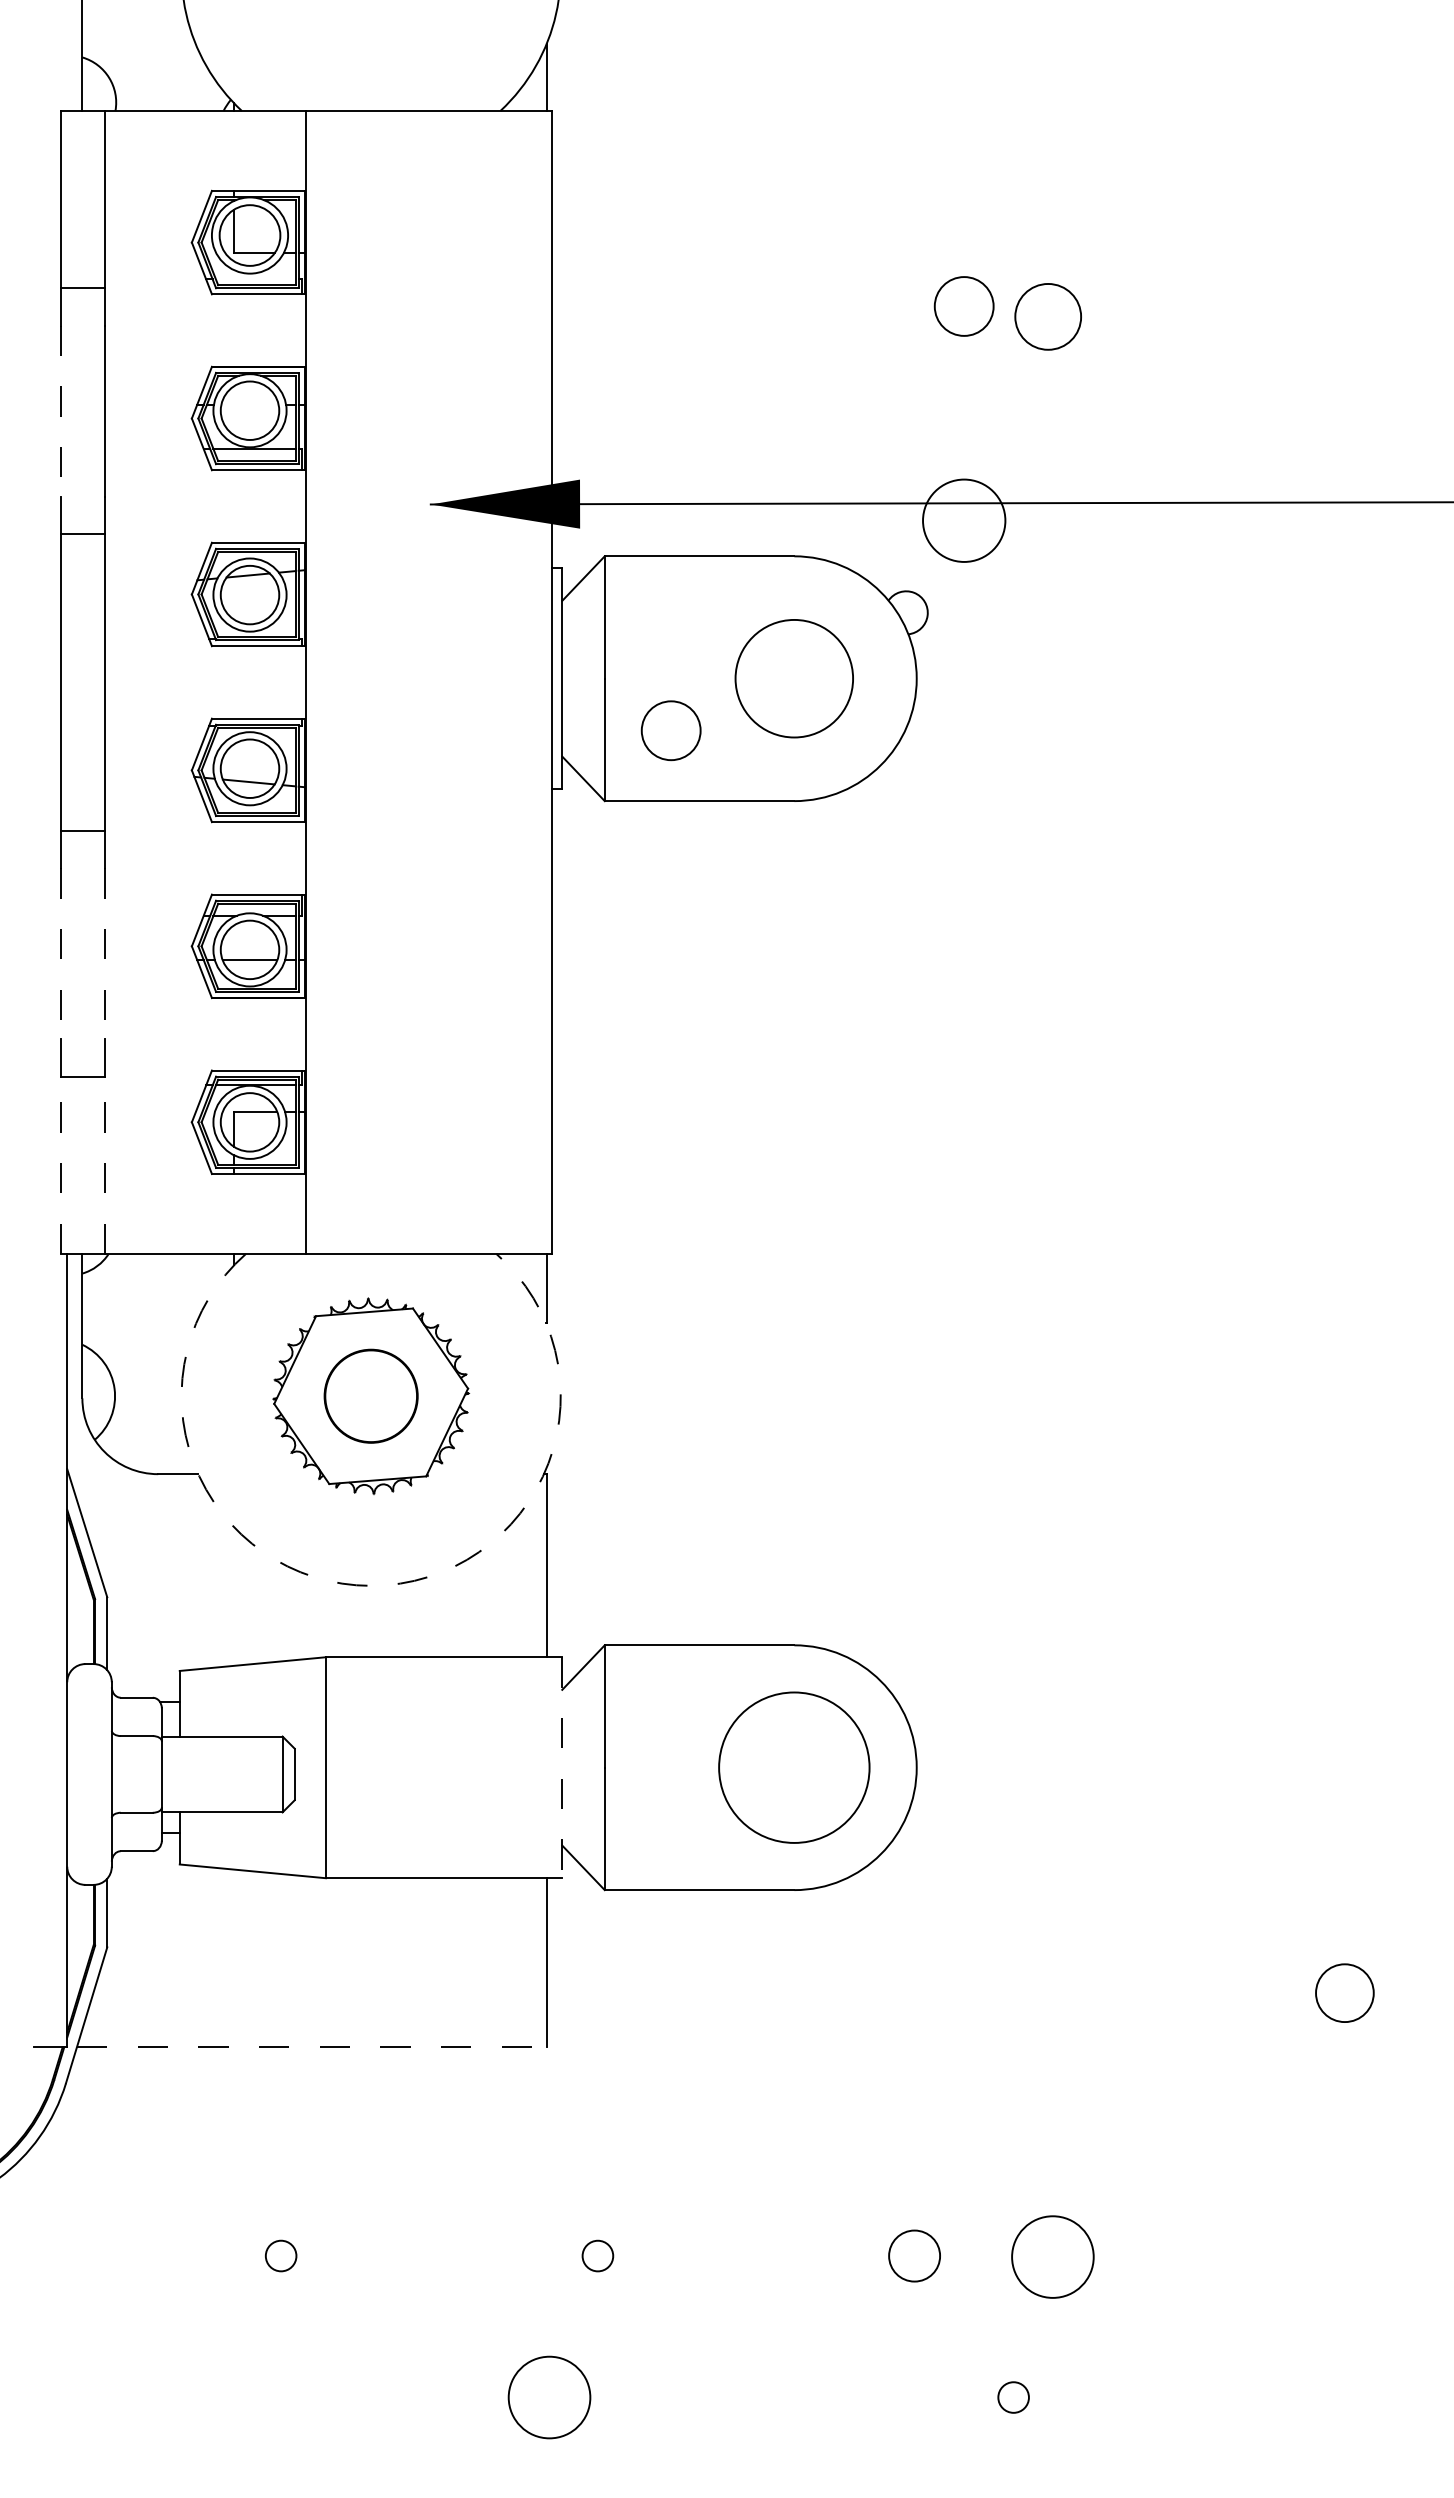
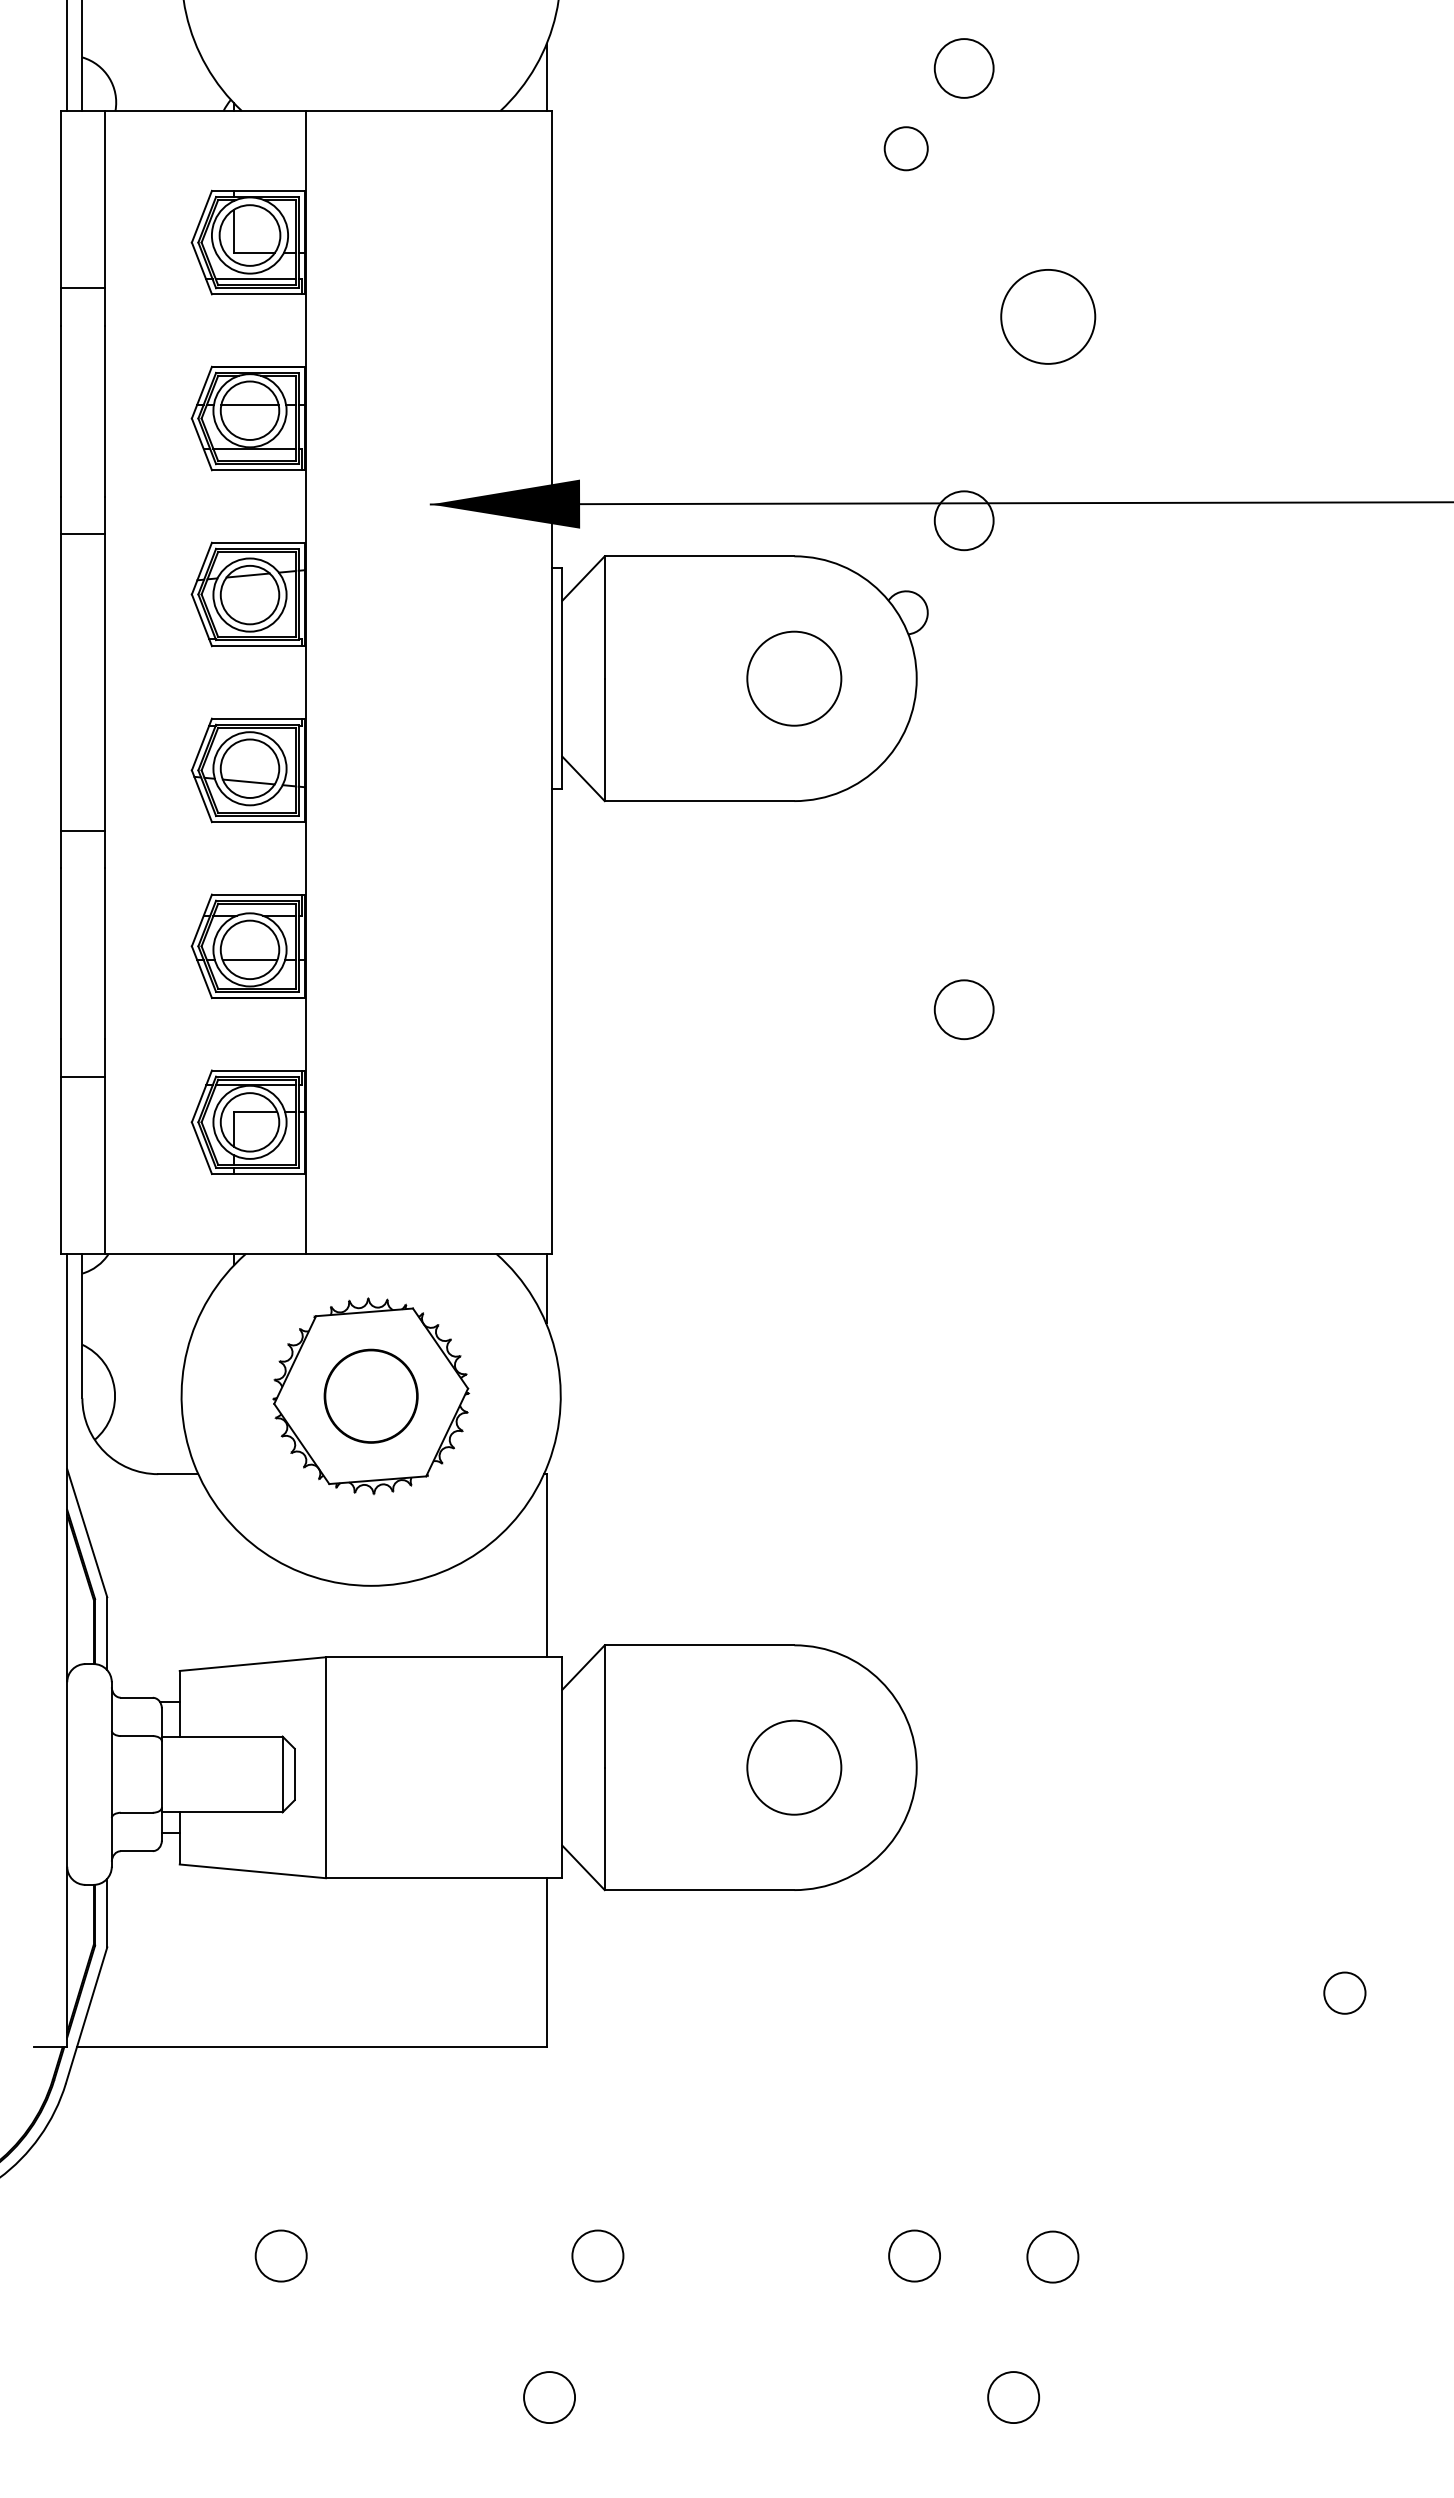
line: none -> present (67, 56)
circle: none -> present (905, 148)
line: none -> present (255, 279)
circle position: (963, 306) -> (963, 68) (963, 68)
circle diameter: 66 px -> 94 px (1048, 316)
line: none -> present (249, 404)
line: dashed -> solid (61, 411)
circle diameter: 82 px -> 59 px (963, 520)
circle diameter: 118 px -> 94 px (794, 678)
circle position: (670, 730) -> (963, 1009) (963, 1009)
line: dashed -> solid (61, 954)
line: dashed -> solid (105, 954)
line: dashed -> solid (61, 1165)
line: dashed -> solid (105, 1165)
arc: dashed -> solid (371, 1585)
circle diameter: 150 px -> 94 px (794, 1767)
line: dashed -> solid (562, 1768)
circle diameter: 58 px -> 41 px (1344, 1992)
line: dashed -> solid (311, 2047)
circle size: 33x34 px -> 54x54 px (280, 2255)
circle diameter: 31 px -> 51 px (597, 2255)
circle diameter: 82 px -> 51 px (1052, 2256)
circle diameter: 82 px -> 51 px (549, 2397)
circle diameter: 31 px -> 51 px (1013, 2397)
